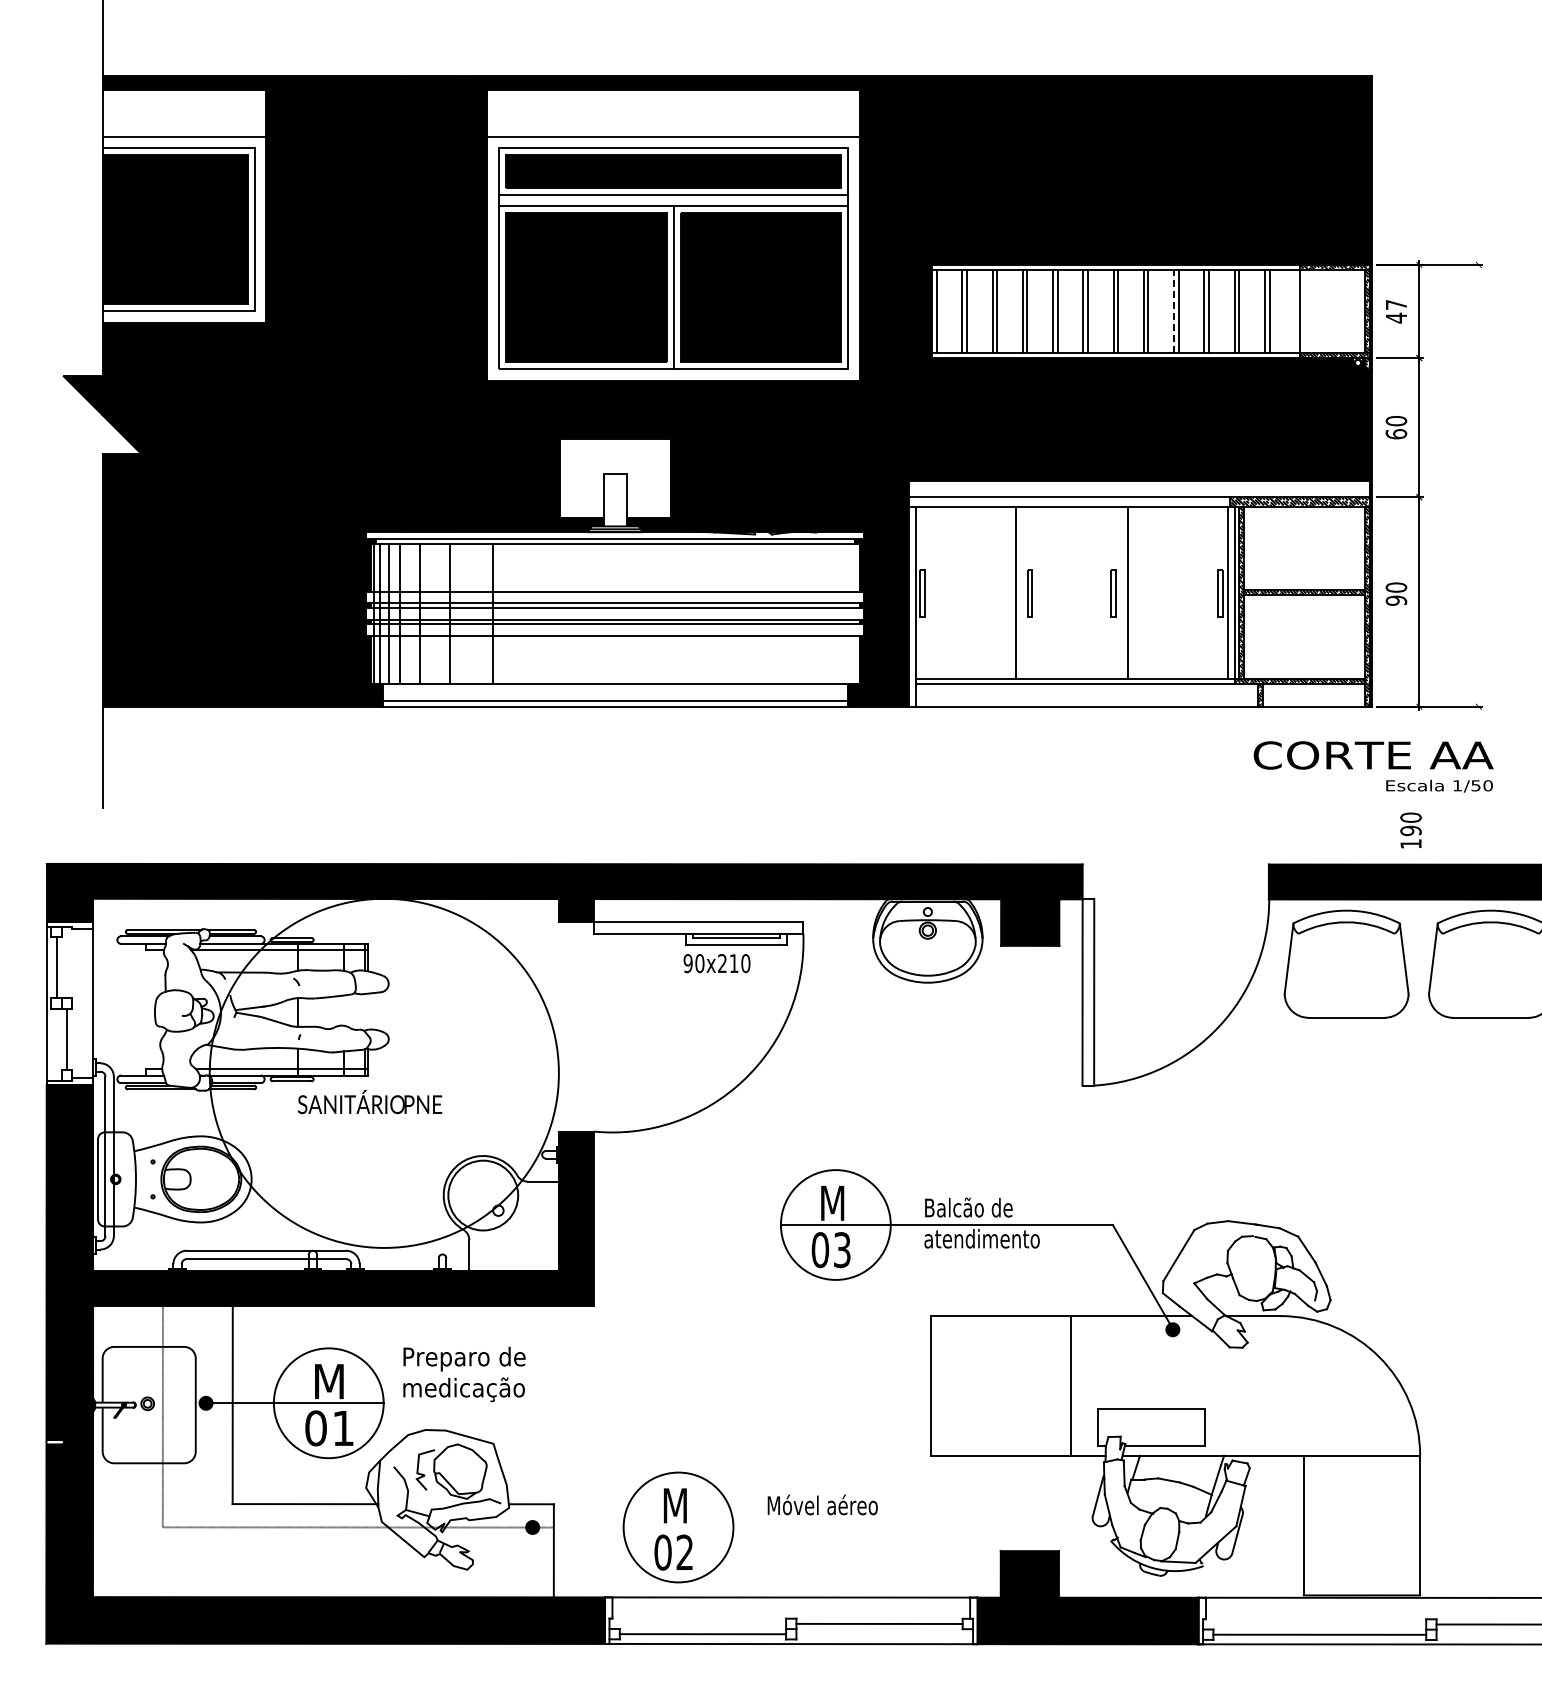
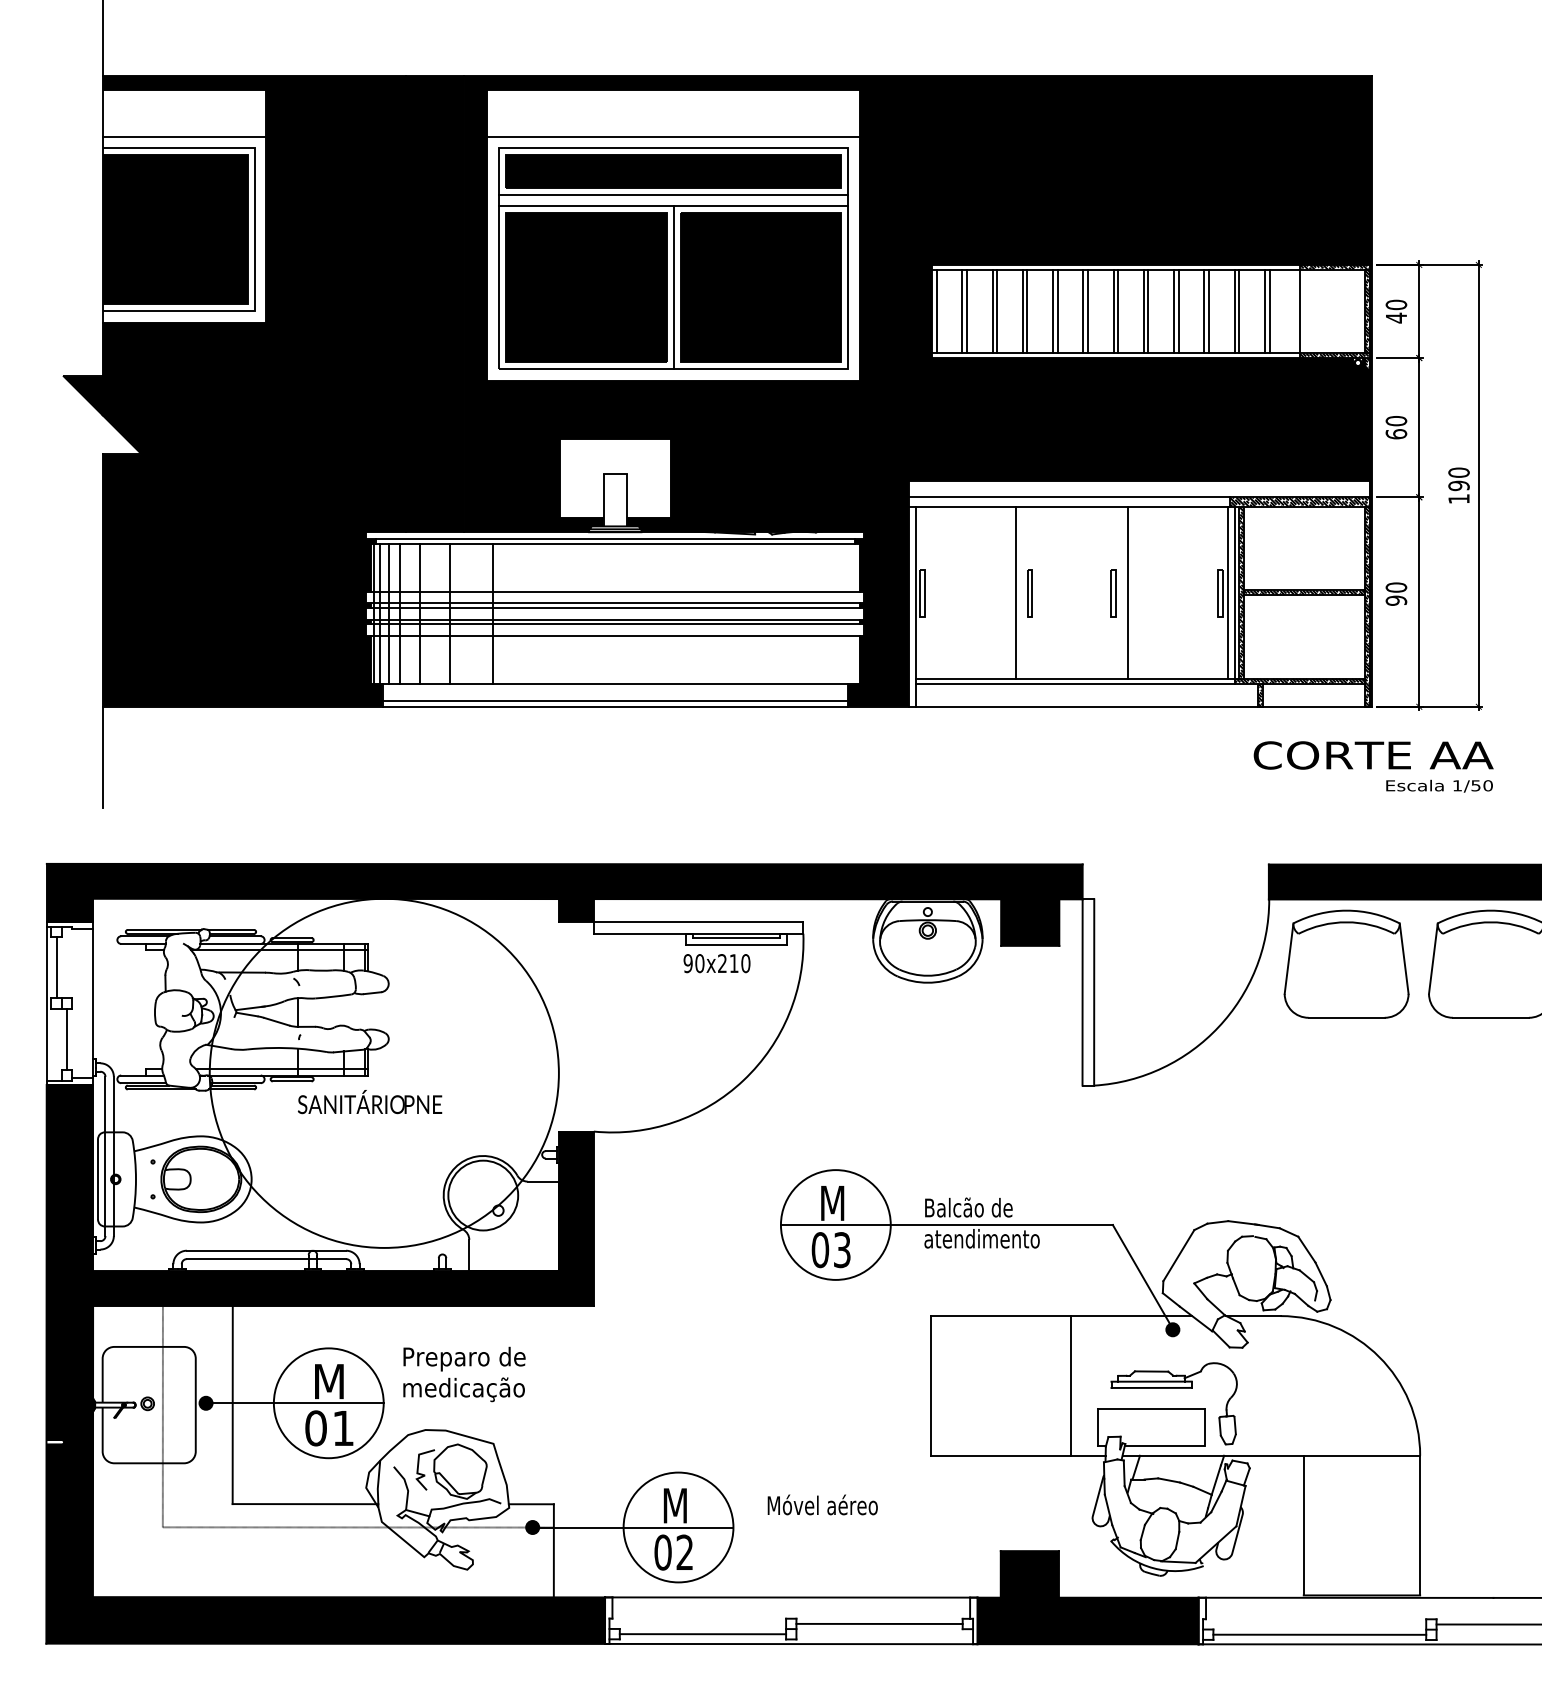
text: 47 -> 40 (1396, 304)
line: dashed -> solid (1174, 311)
line: none -> present (1478, 485)
text position: (1410, 830) -> (1458, 485) (1458, 485)
part: none -> present (1173, 1388)
line: none -> present (636, 1527)
